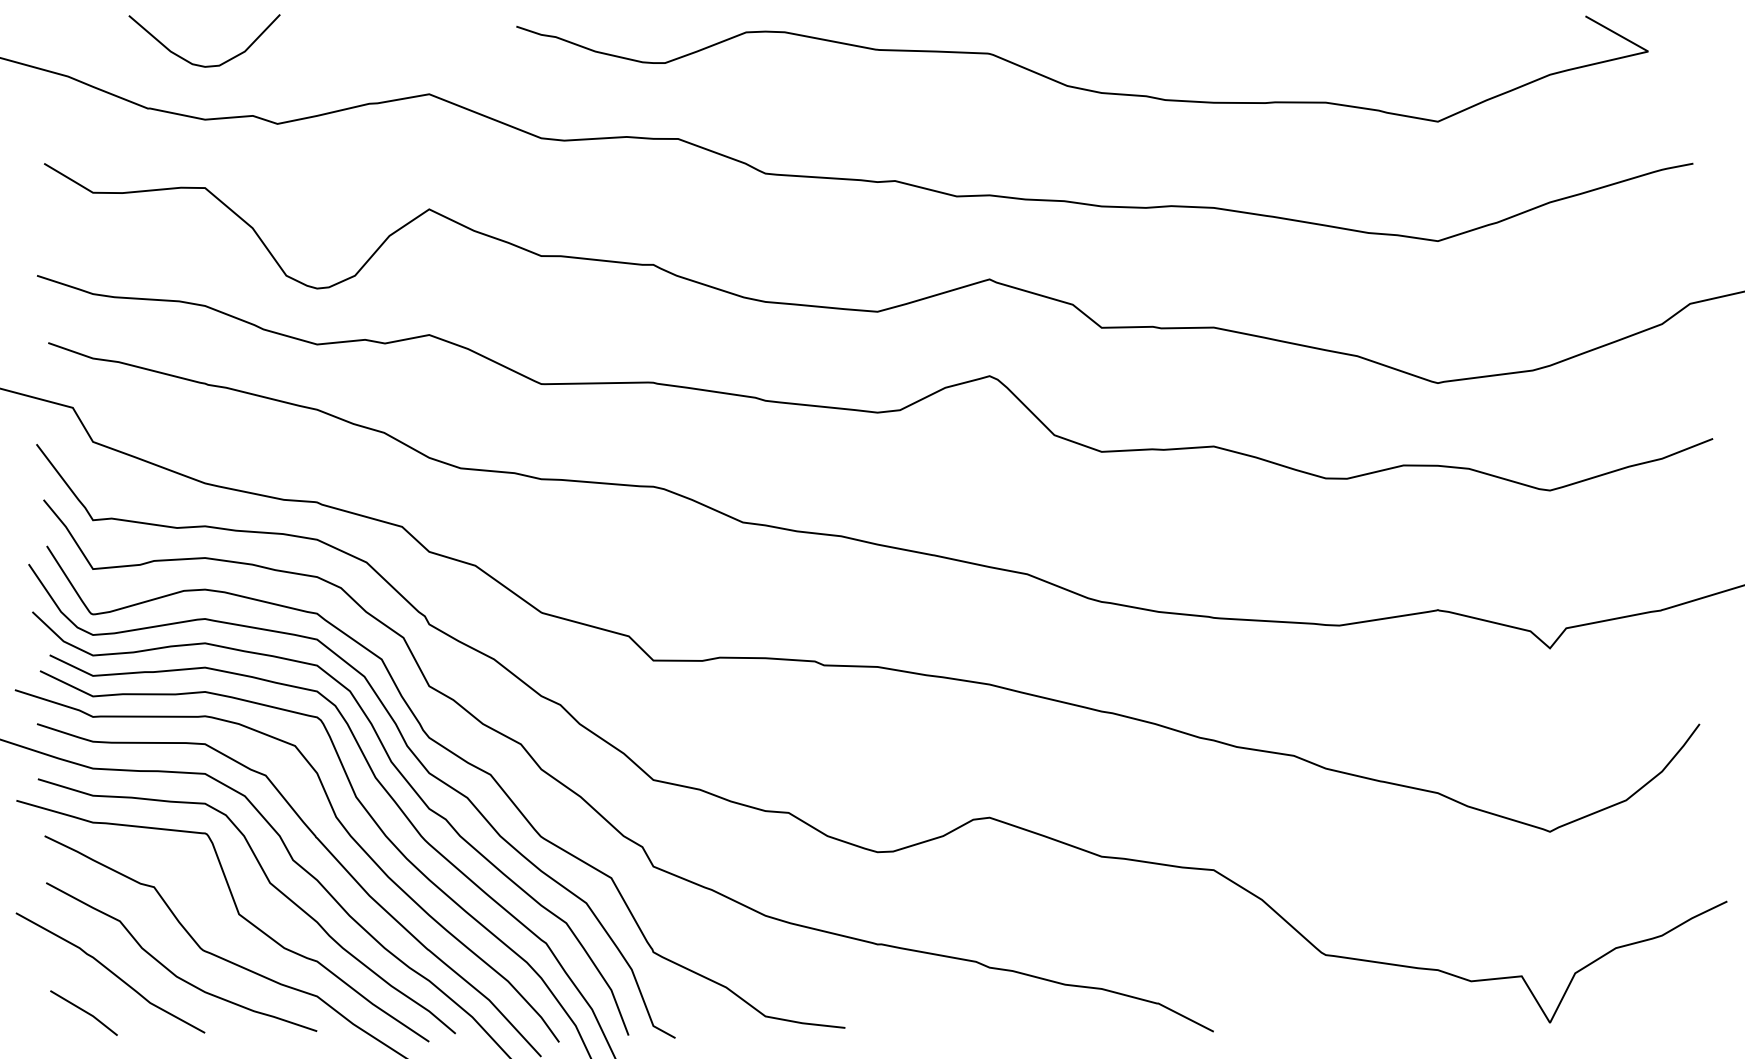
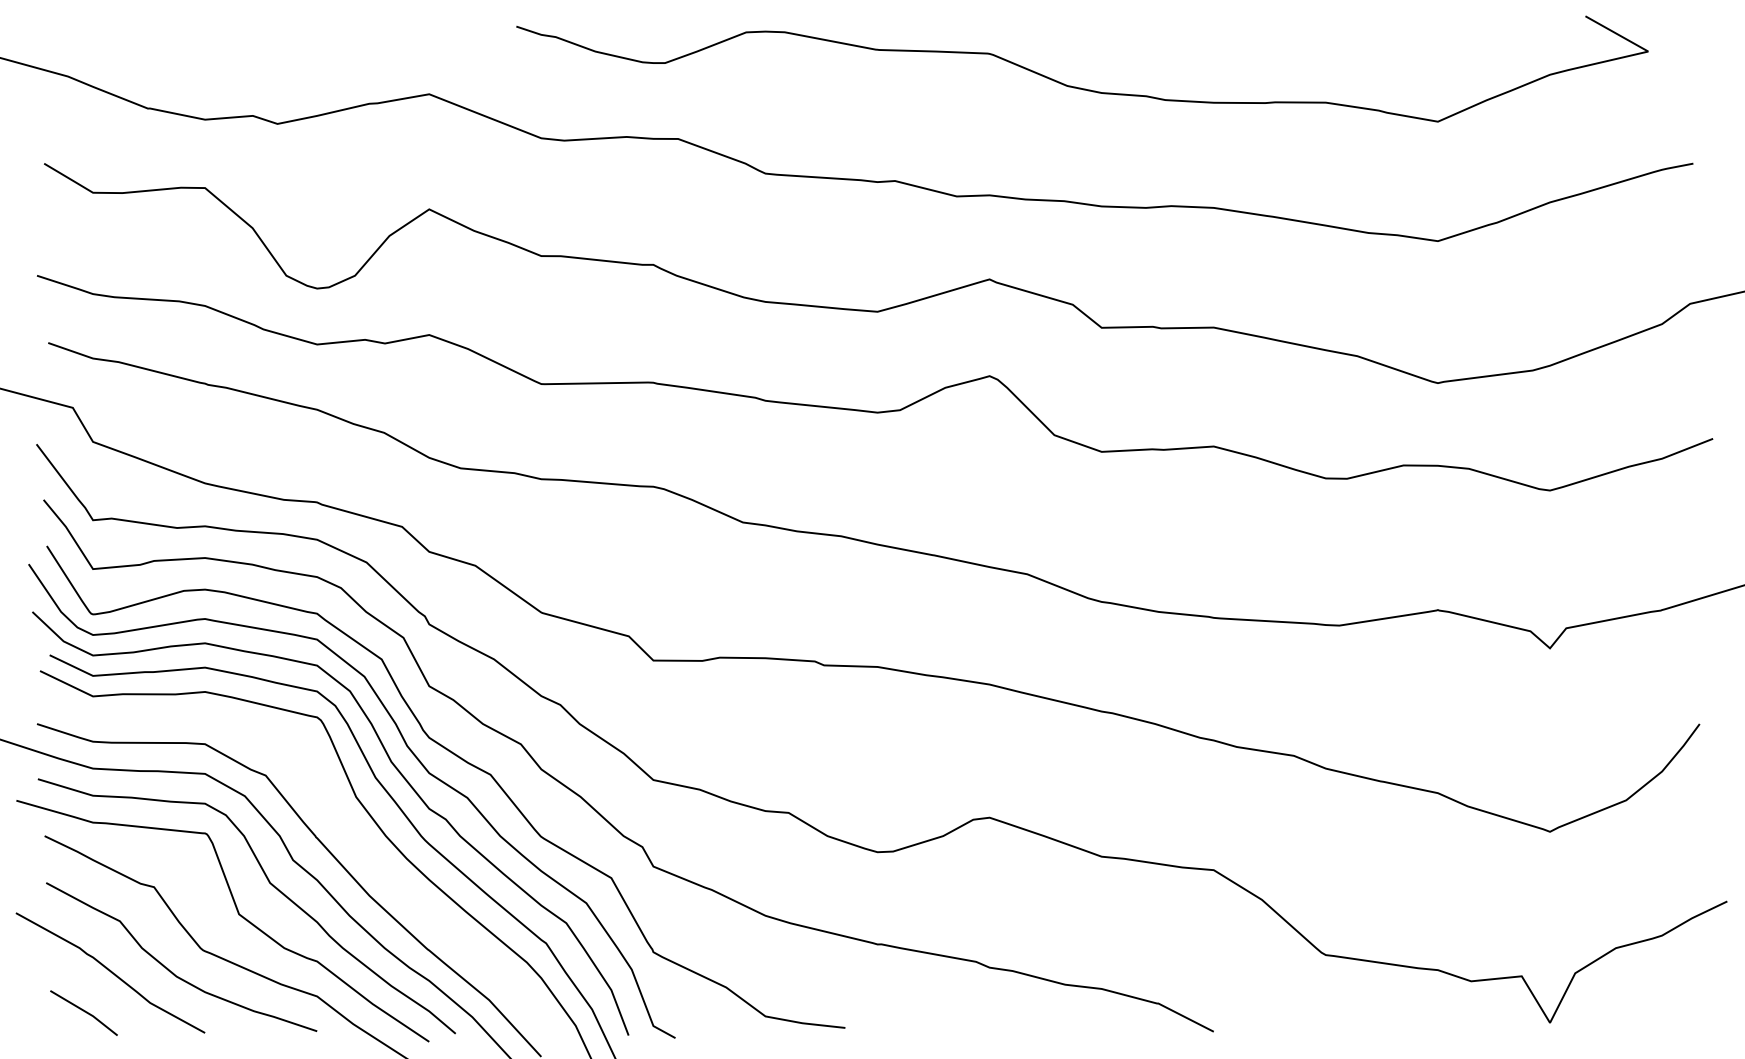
curve: present -> none (199, 64)
curve: present -> none (339, 823)
